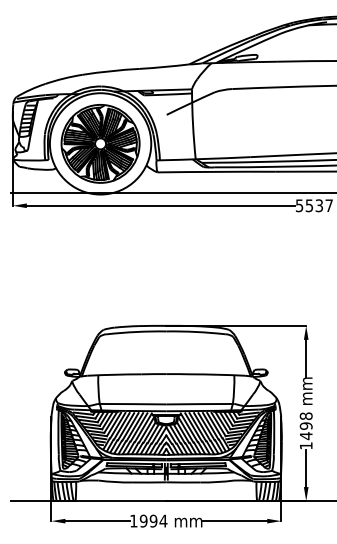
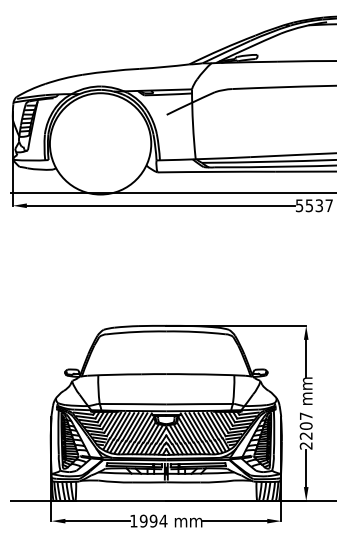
part: present -> none (100, 143)
text: 1498 -> 2207 (305, 430)
